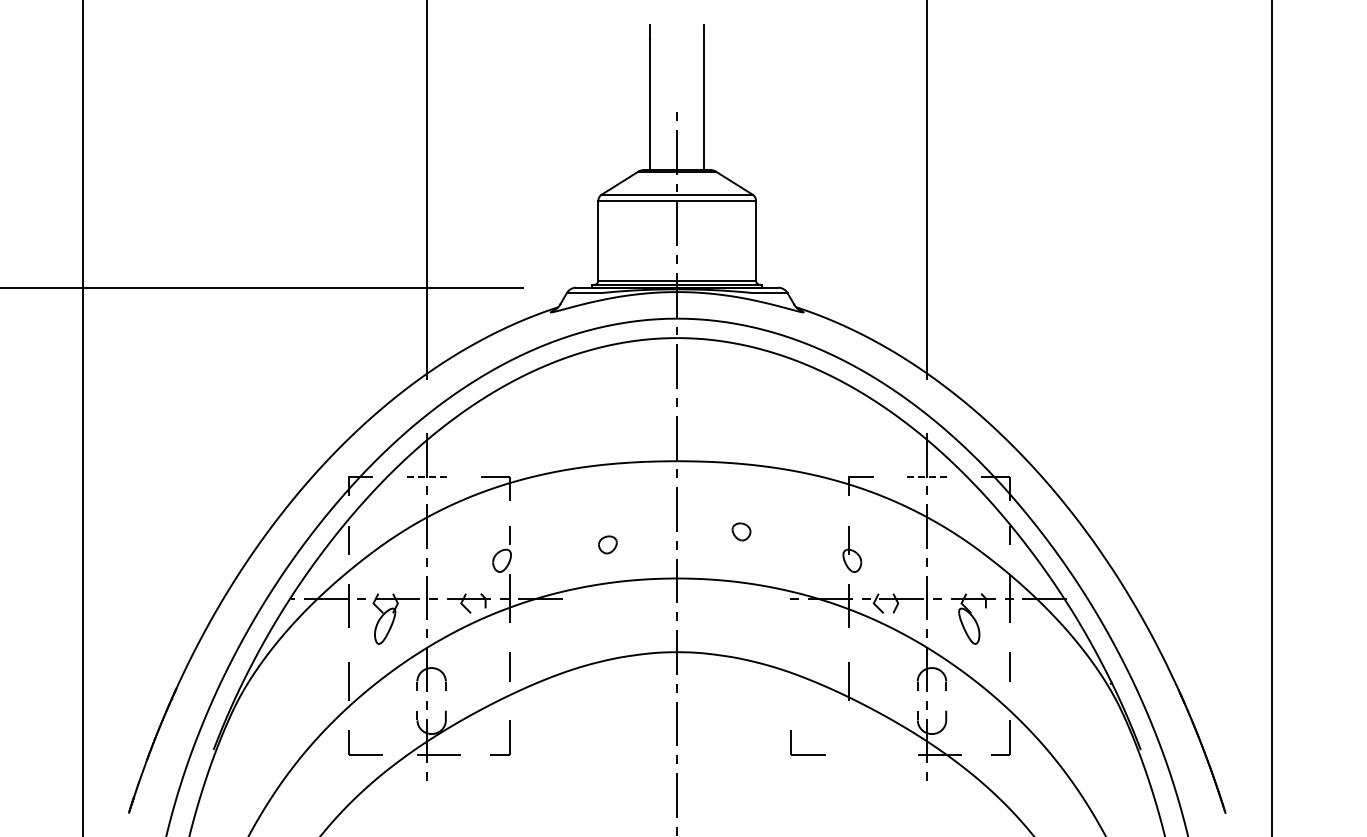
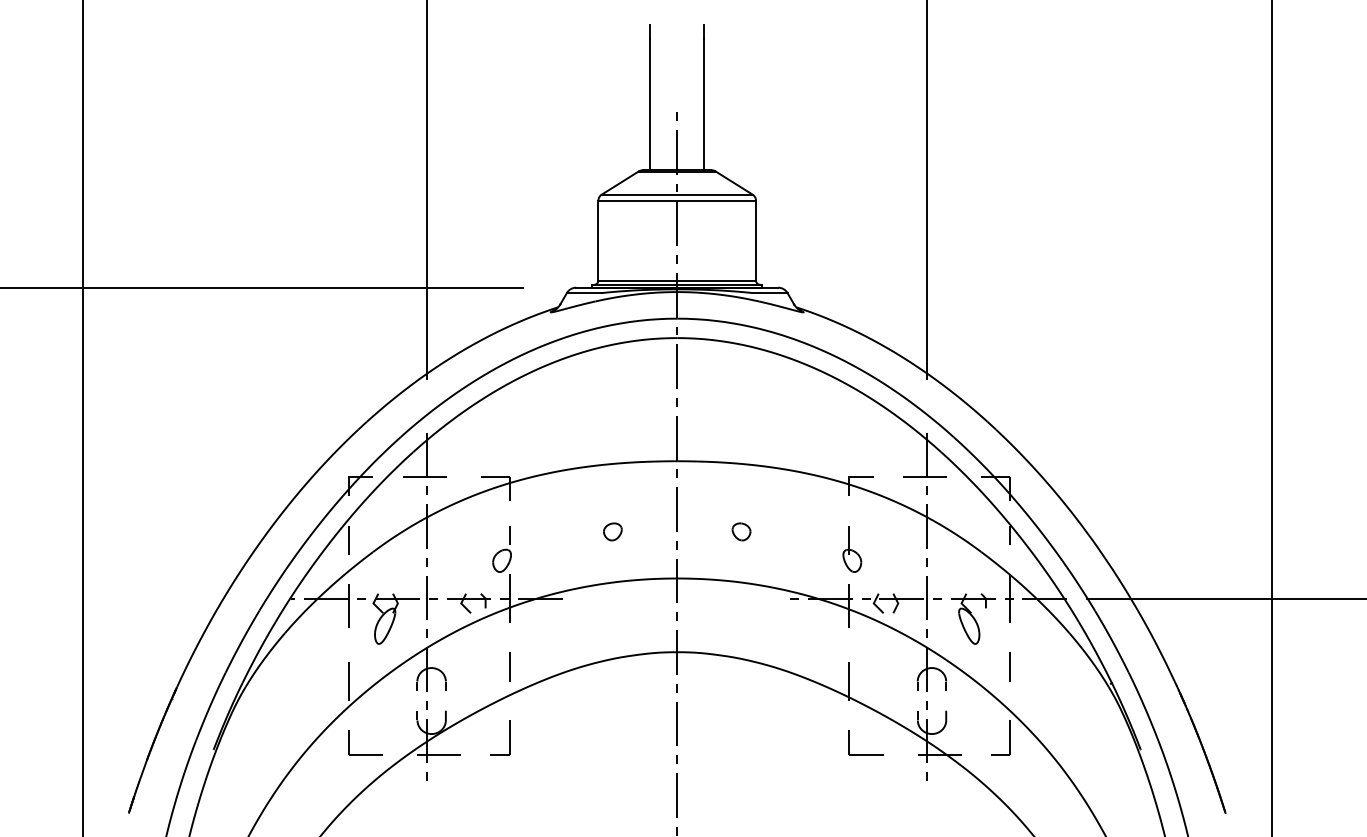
line: dashed -> solid (424, 476)
line: dashed -> solid (925, 476)
part position: (607, 544) -> (612, 531) (612, 531)
line: none -> present (1224, 598)
part position: (807, 754) -> (865, 754) (865, 754)
